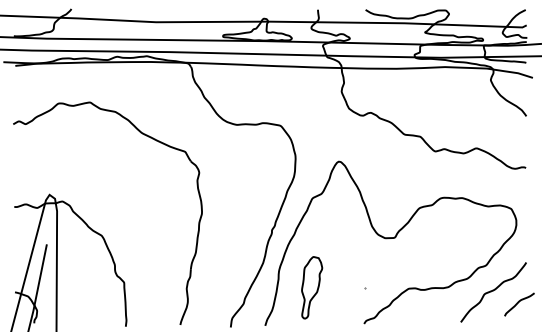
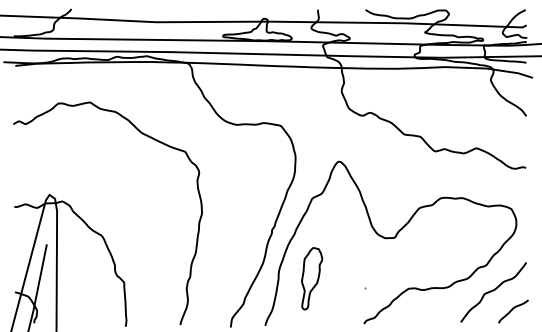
part position: (312, 287) -> (312, 278) (312, 278)
curve position: (518, 303) -> (512, 310) (512, 310)
